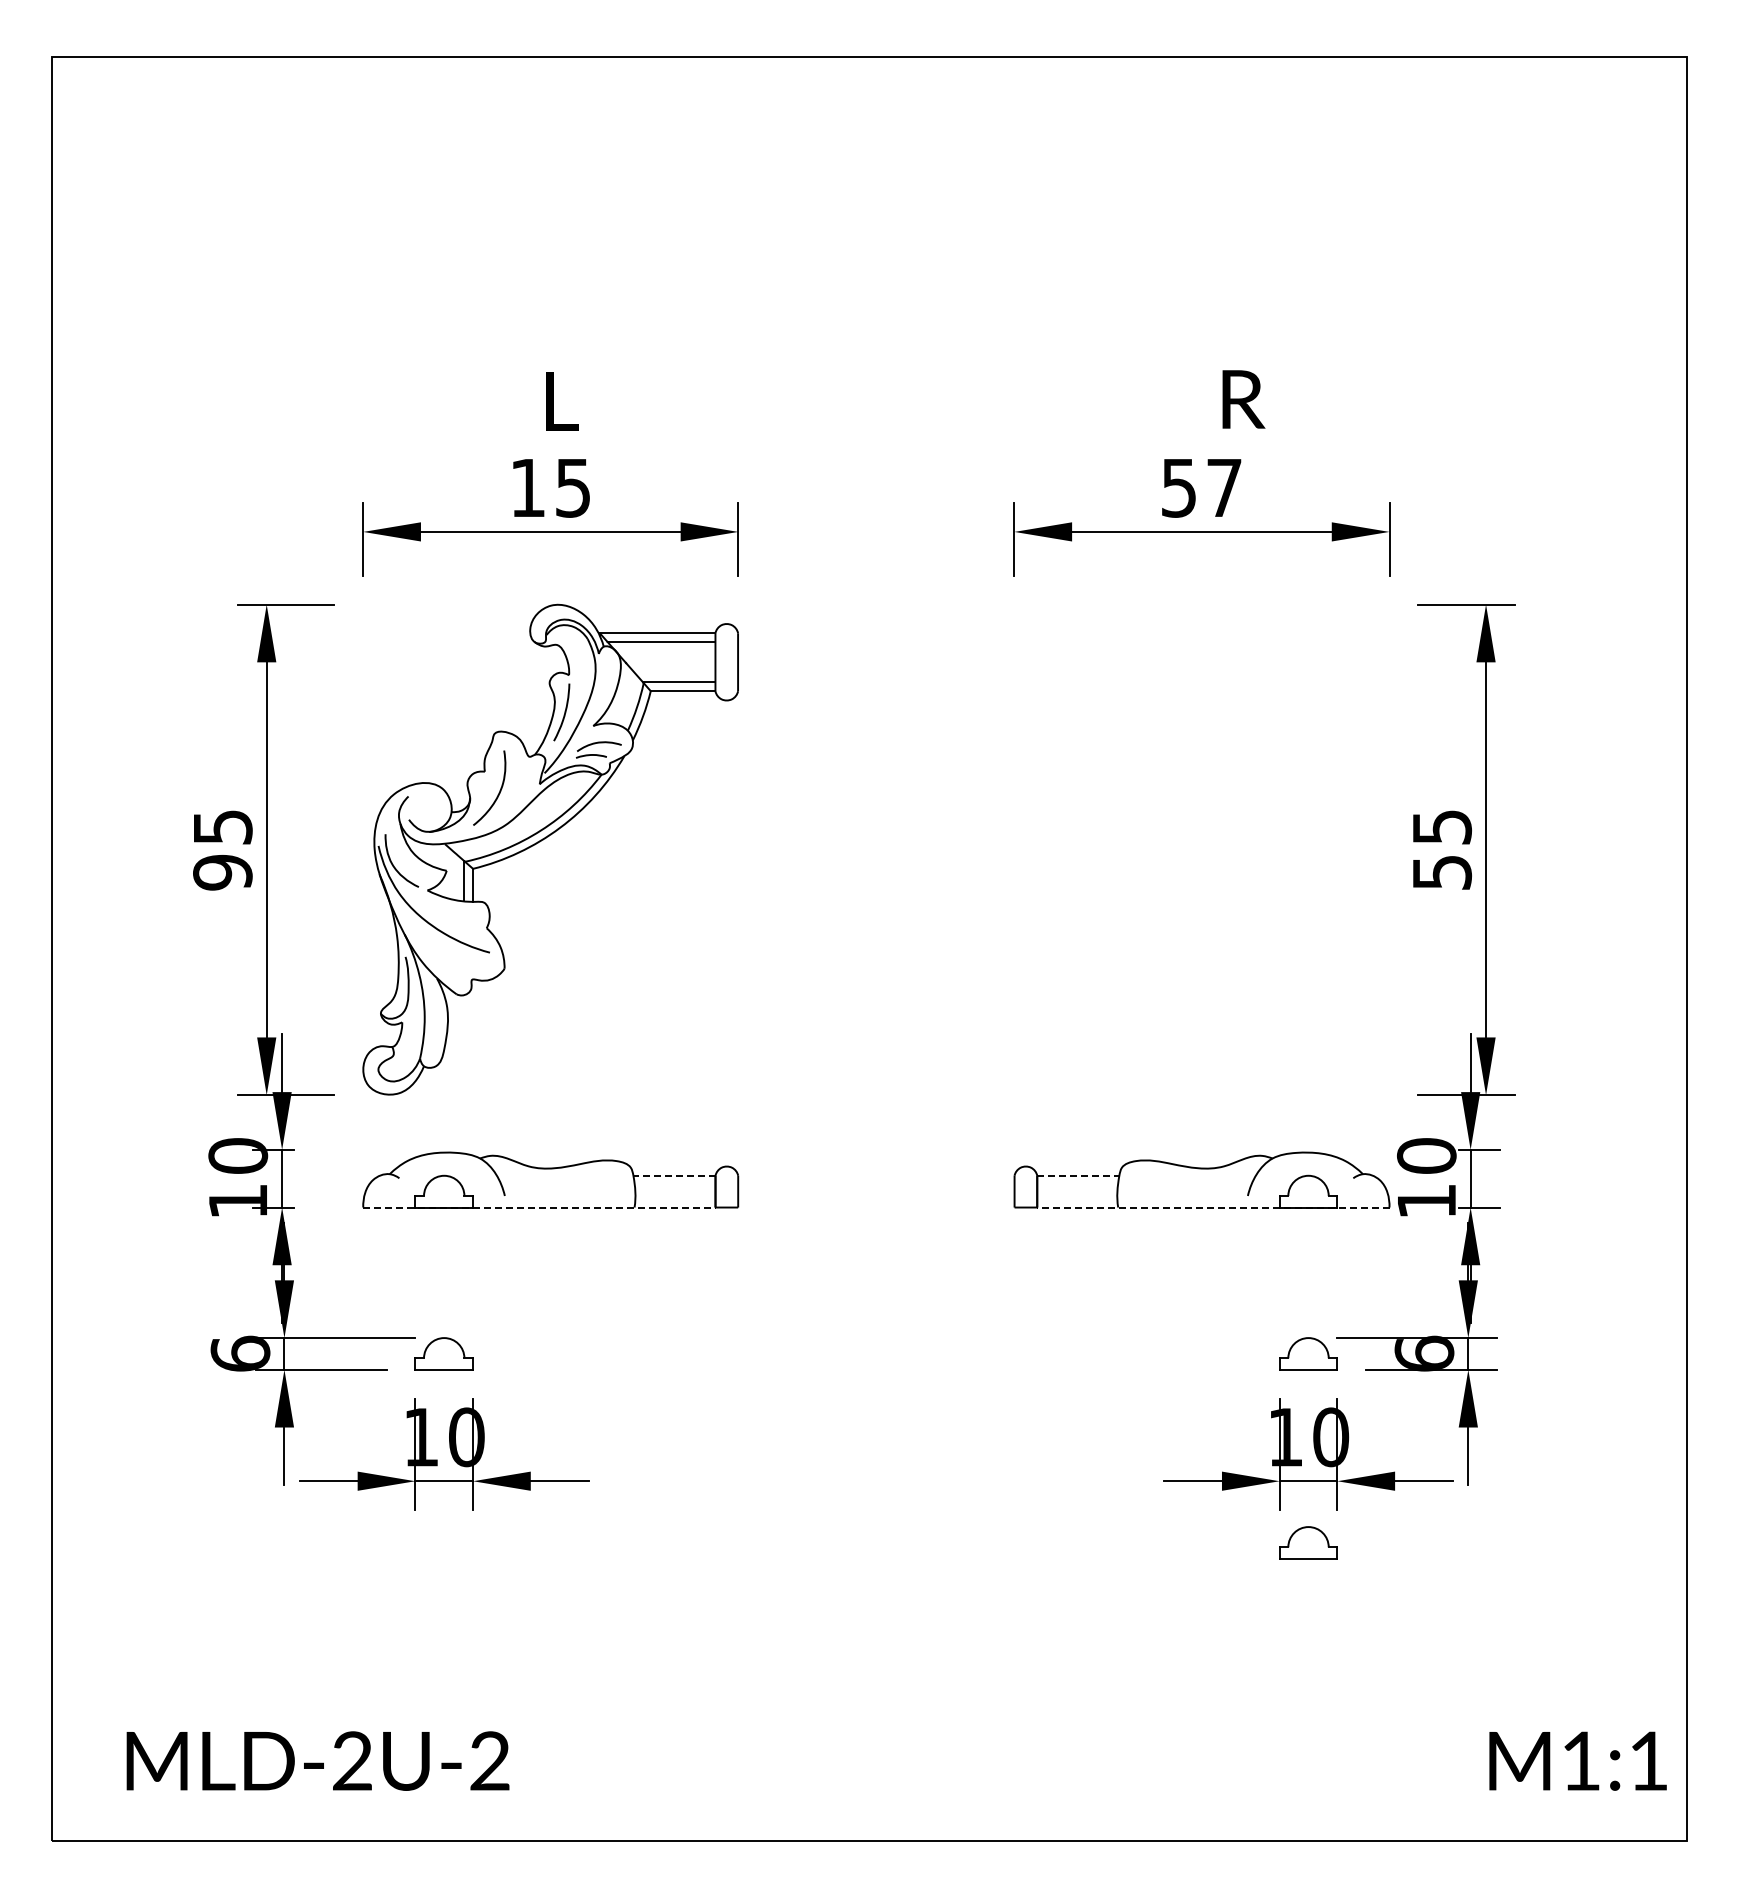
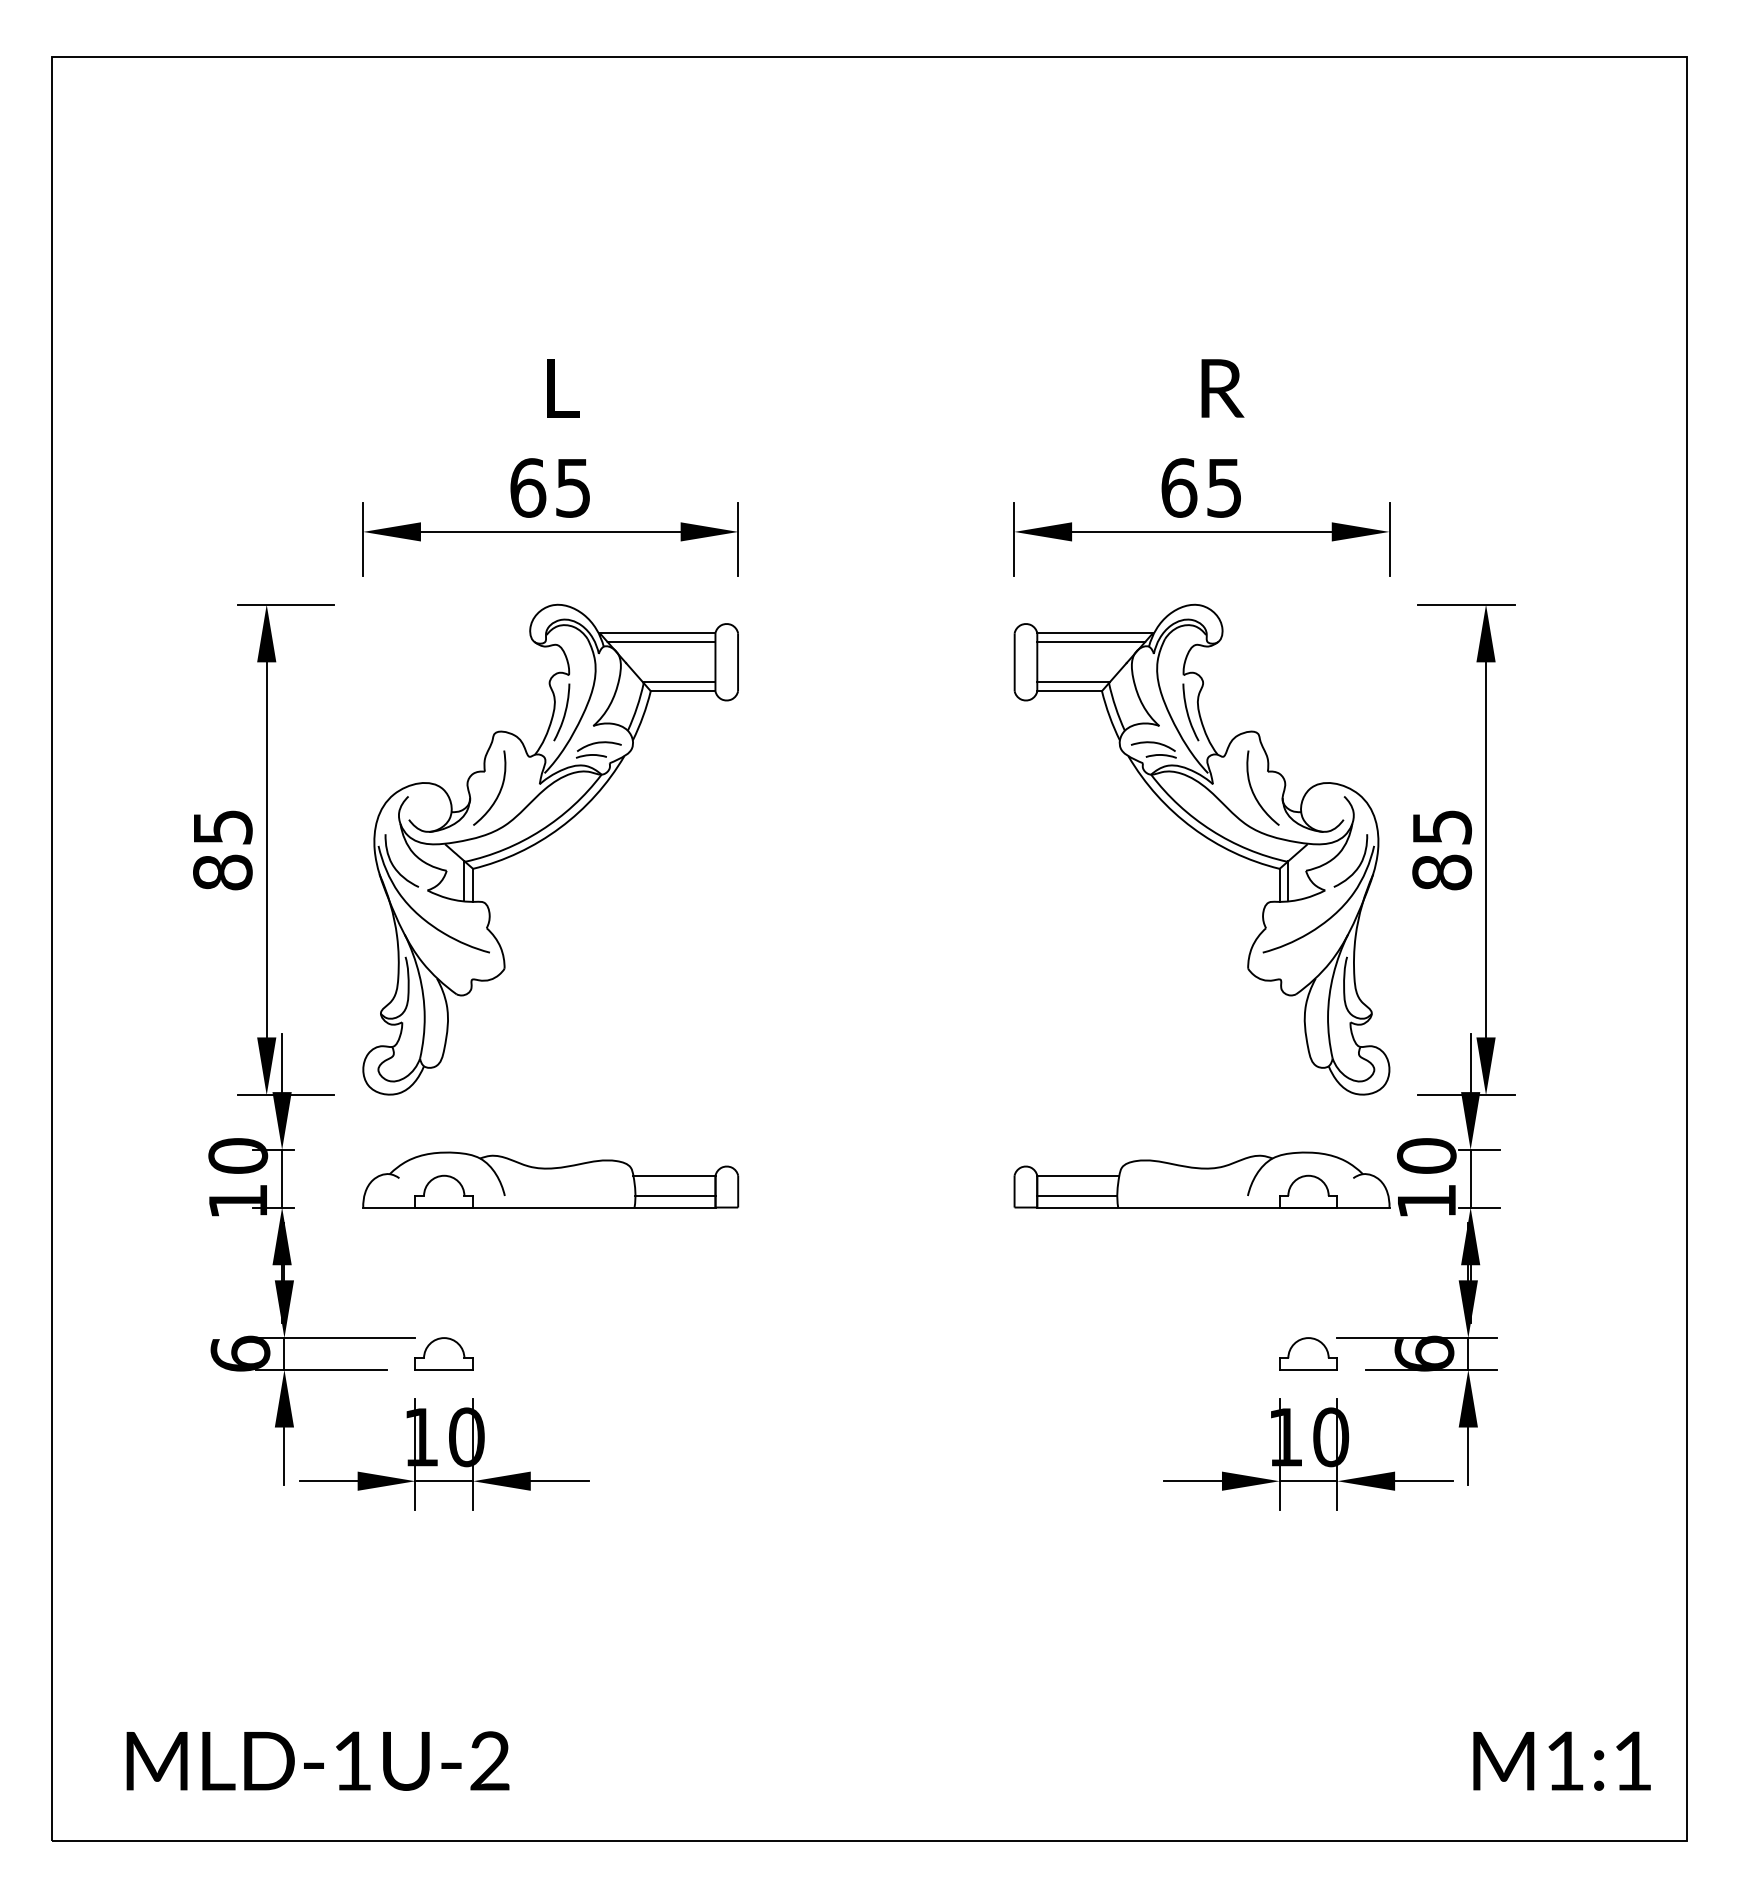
text position: (1243, 399) -> (1222, 388) (1222, 388)
text position: (562, 401) -> (563, 388) (563, 388)
text: 15 -> 65 (528, 487)
text: 57 -> 65 (1201, 487)
part: none -> present (1207, 839)
text: 95 -> 85 (222, 872)
text: 55 -> 85 (1442, 872)
line: dashed -> solid (673, 1175)
line: dashed -> solid (1078, 1175)
line: none -> present (675, 1195)
line: none -> present (1077, 1195)
line: dashed -> solid (539, 1207)
line: dashed -> solid (1212, 1207)
part: present -> none (1308, 1542)
text: MLD-2U-2 -> MLD-1U-2 (352, 1760)
text position: (1577, 1760) -> (1561, 1760) (1561, 1760)
